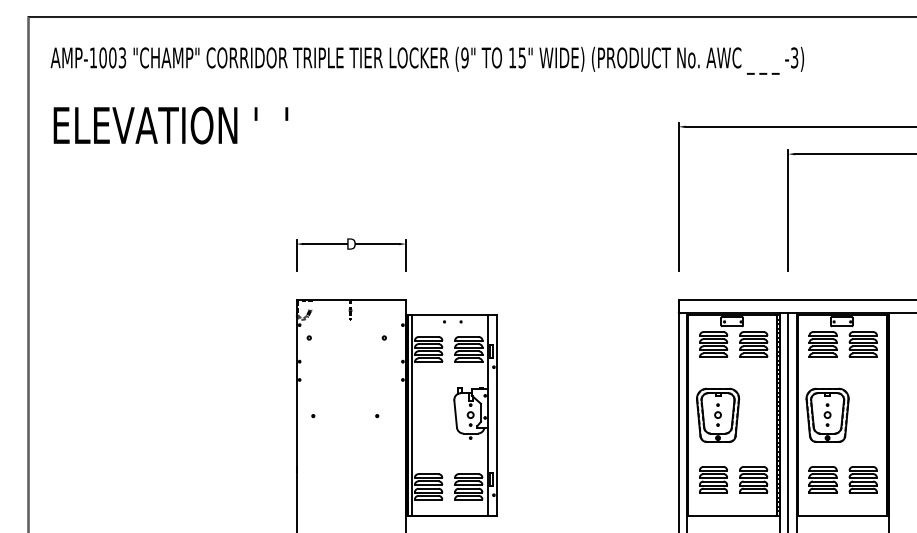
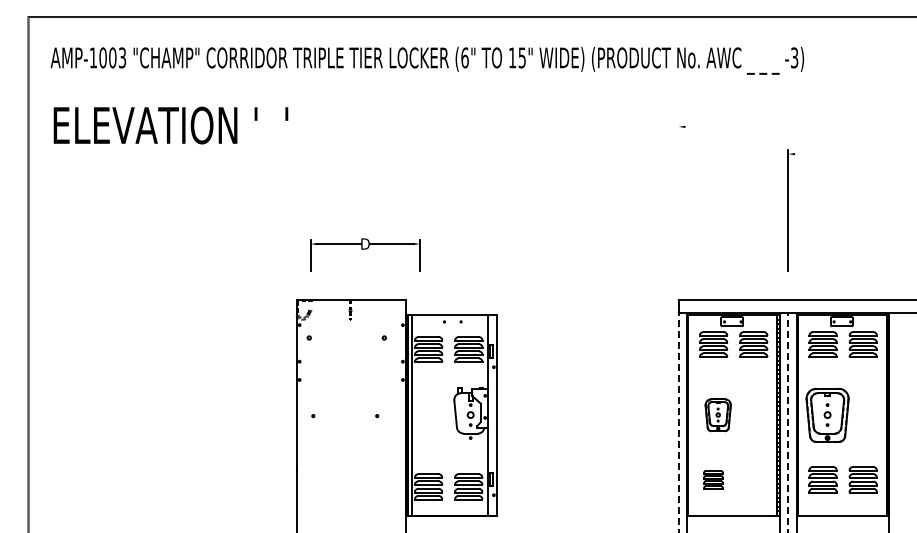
text: (9" -> (6" (464, 57)
line: present -> none (799, 126)
line: present -> none (854, 154)
line: present -> none (678, 197)
part position: (351, 254) -> (365, 254) (365, 254)
part size: 45x56 px -> 28x35 px (717, 415)
line: solid -> dashed (678, 415)
line: solid -> dashed (788, 422)
part size: 29x28 px -> 21x20 px (713, 479)
part: present -> none (753, 479)
